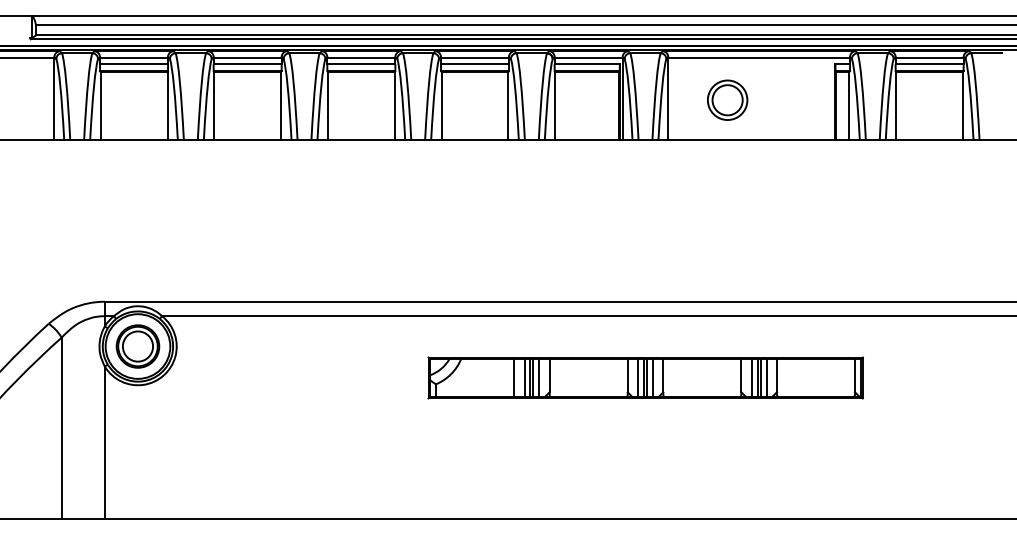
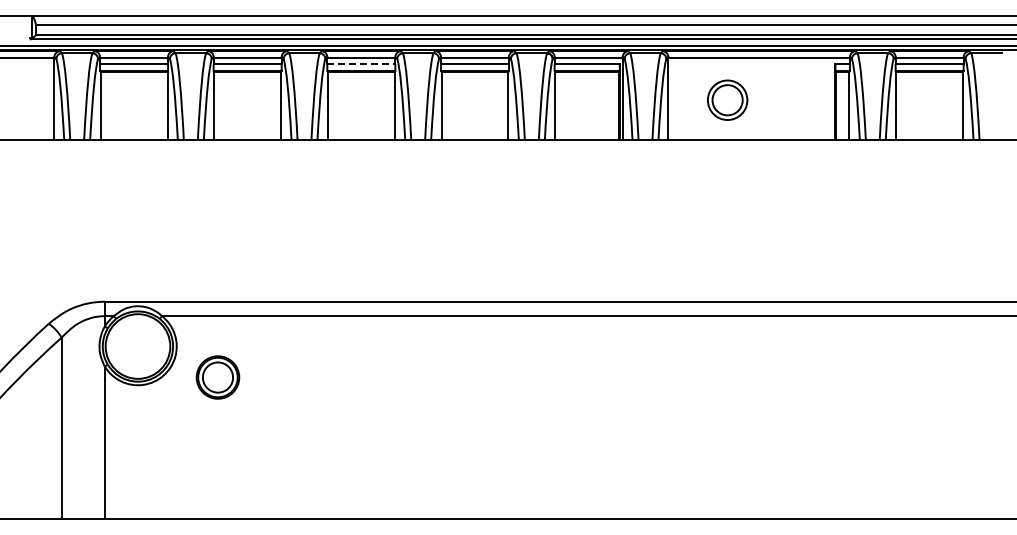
line: solid -> dashed (361, 64)
part position: (137, 346) -> (217, 377) (217, 377)
part: present -> none (645, 377)
